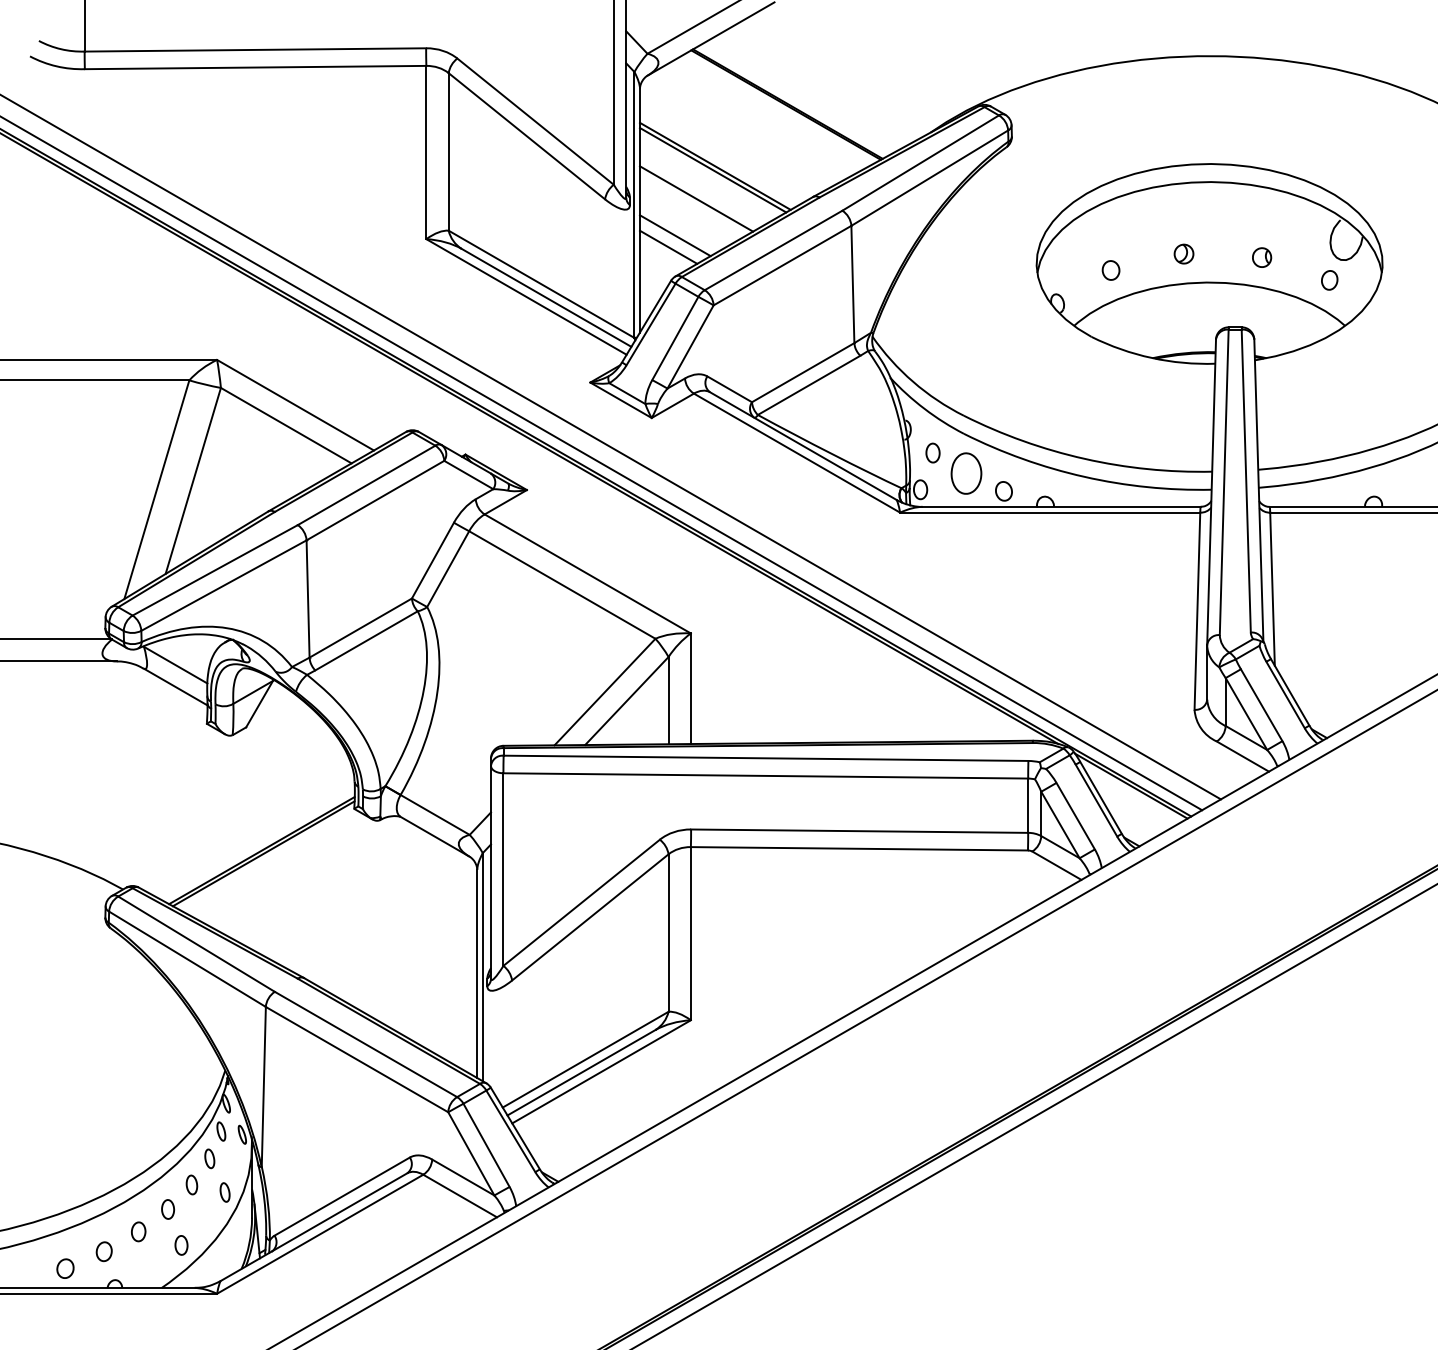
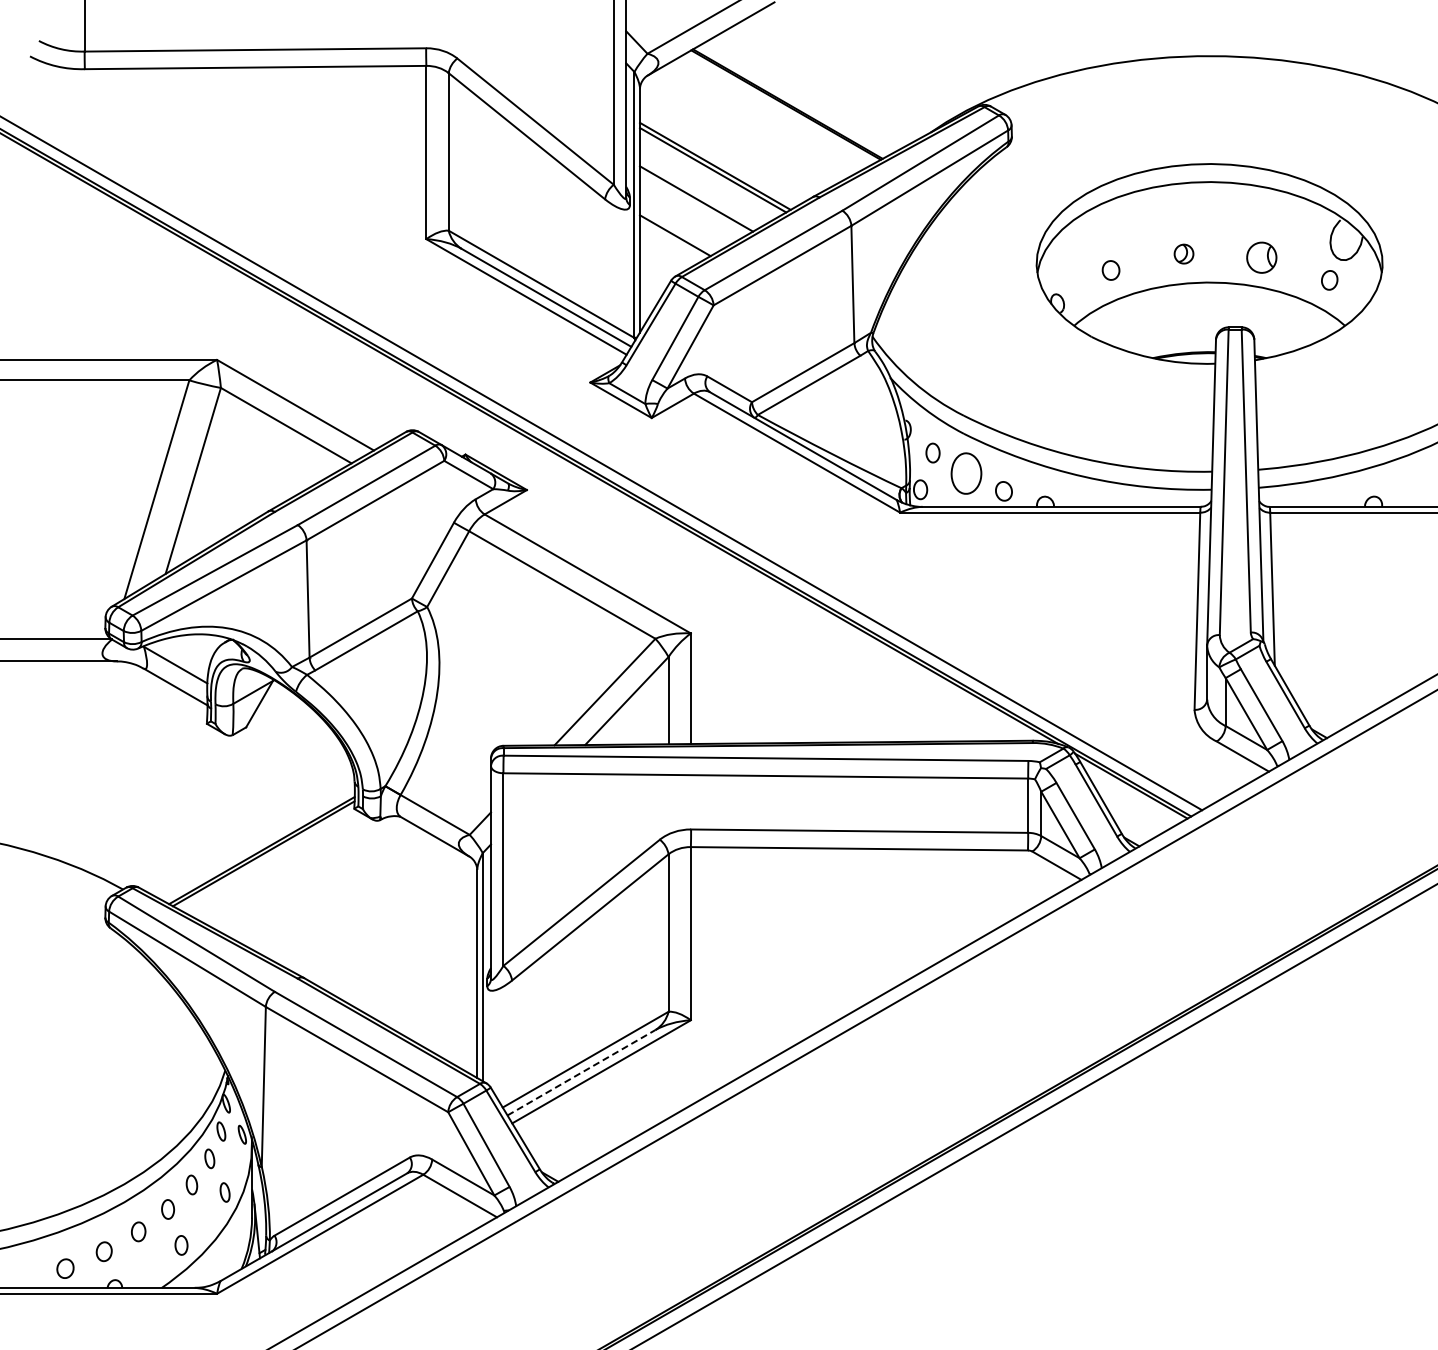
line: present -> none (668, 246)
part size: 21x21 px -> 32x33 px (1261, 257)
line: present -> none (611, 447)
line: solid -> dashed (581, 1072)
